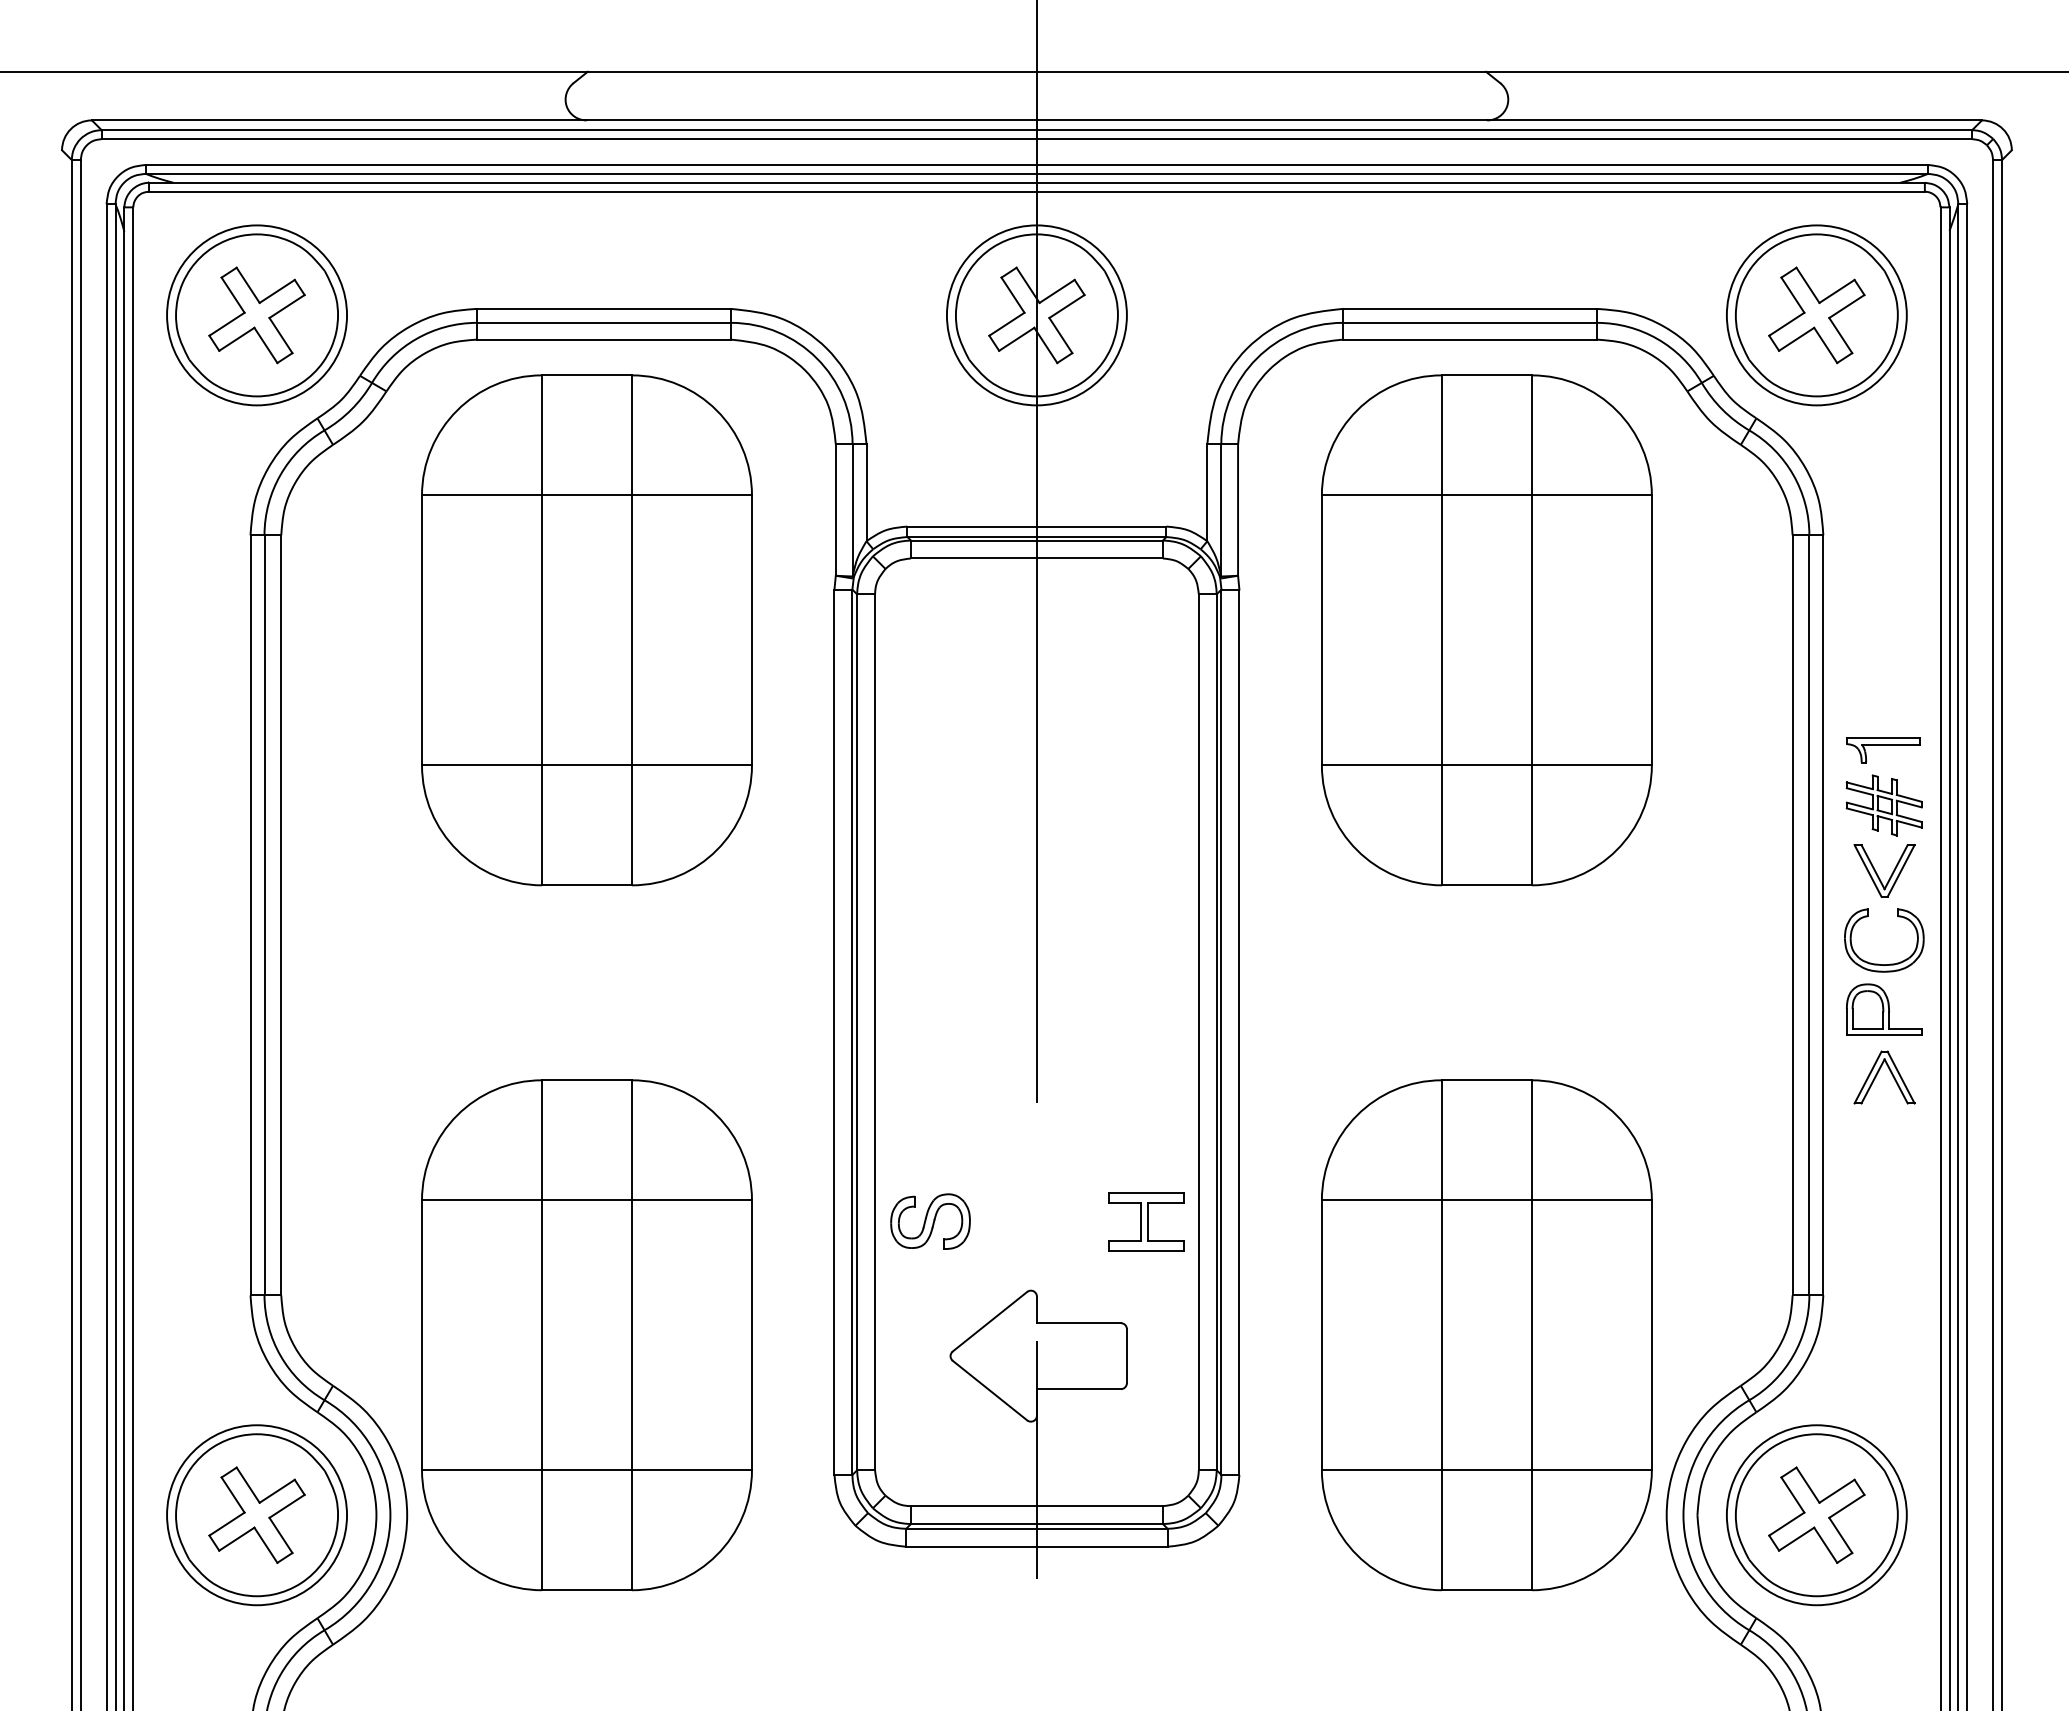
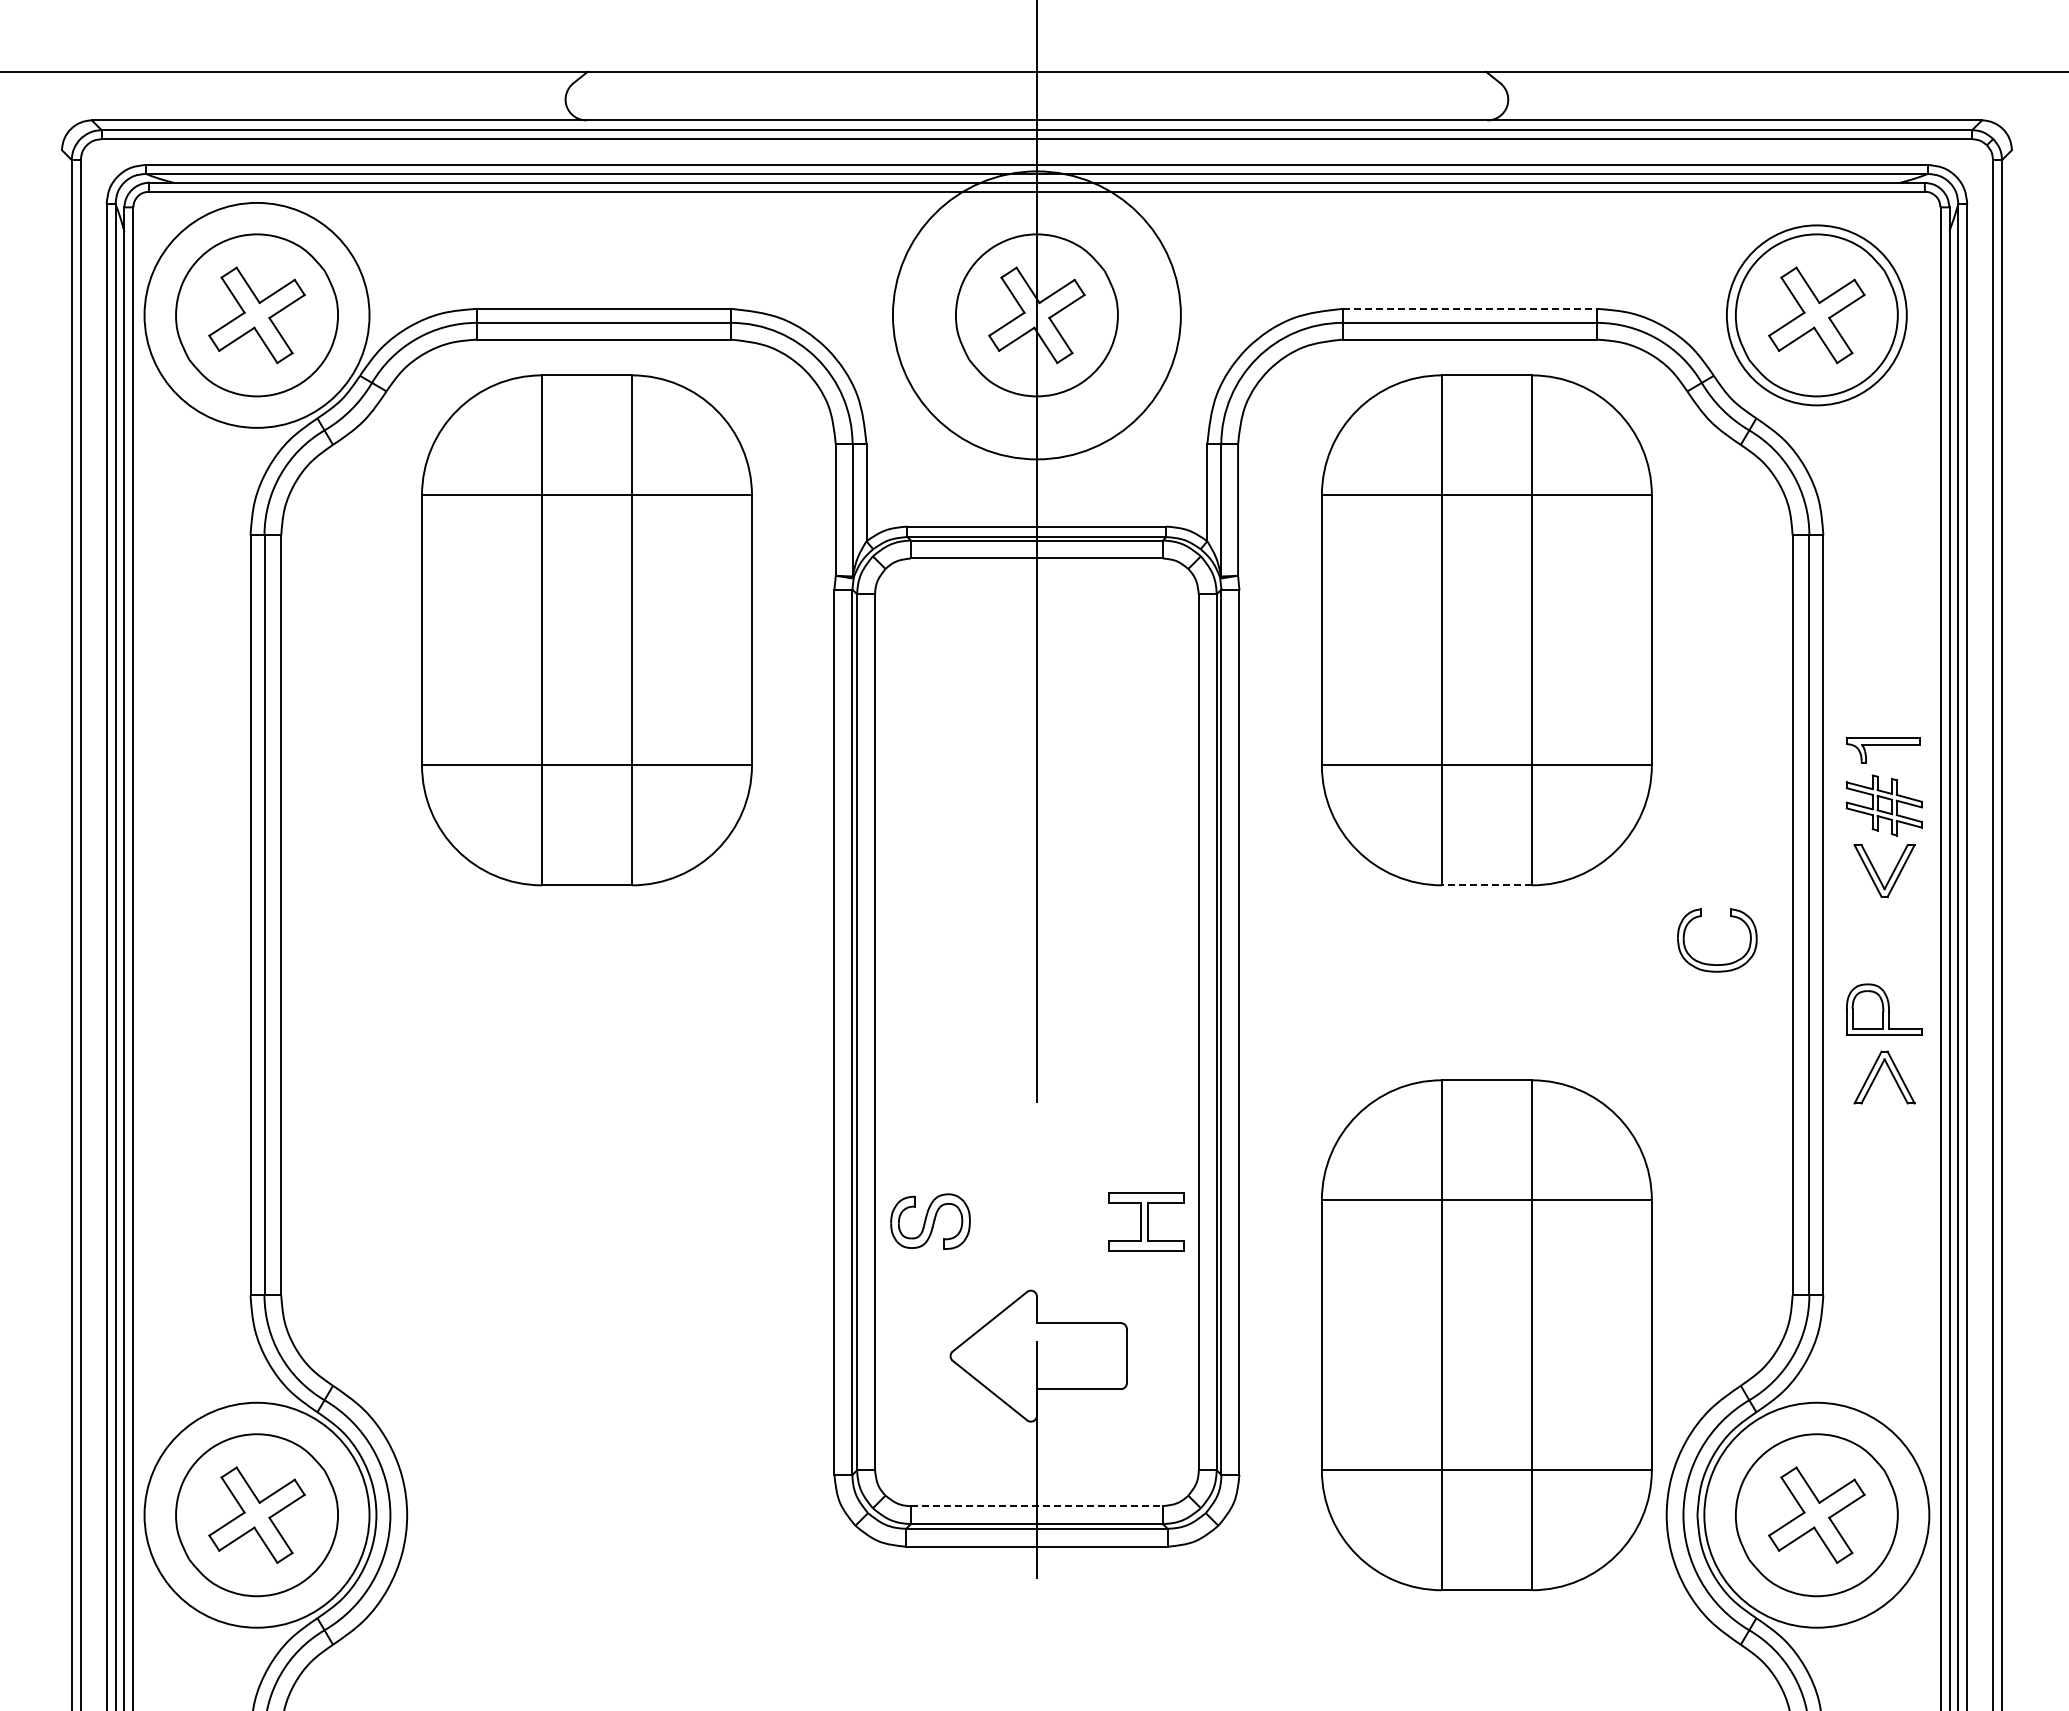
line: solid -> dashed (1470, 308)
circle diameter: 180 px -> 225 px (256, 314)
circle diameter: 180 px -> 288 px (1036, 315)
line: solid -> dashed (1486, 885)
part position: (1878, 963) -> (1711, 963) (1711, 963)
part: present -> none (586, 1335)
line: solid -> dashed (1037, 1506)
circle diameter: 180 px -> 225 px (256, 1514)
circle diameter: 180 px -> 225 px (1816, 1514)
